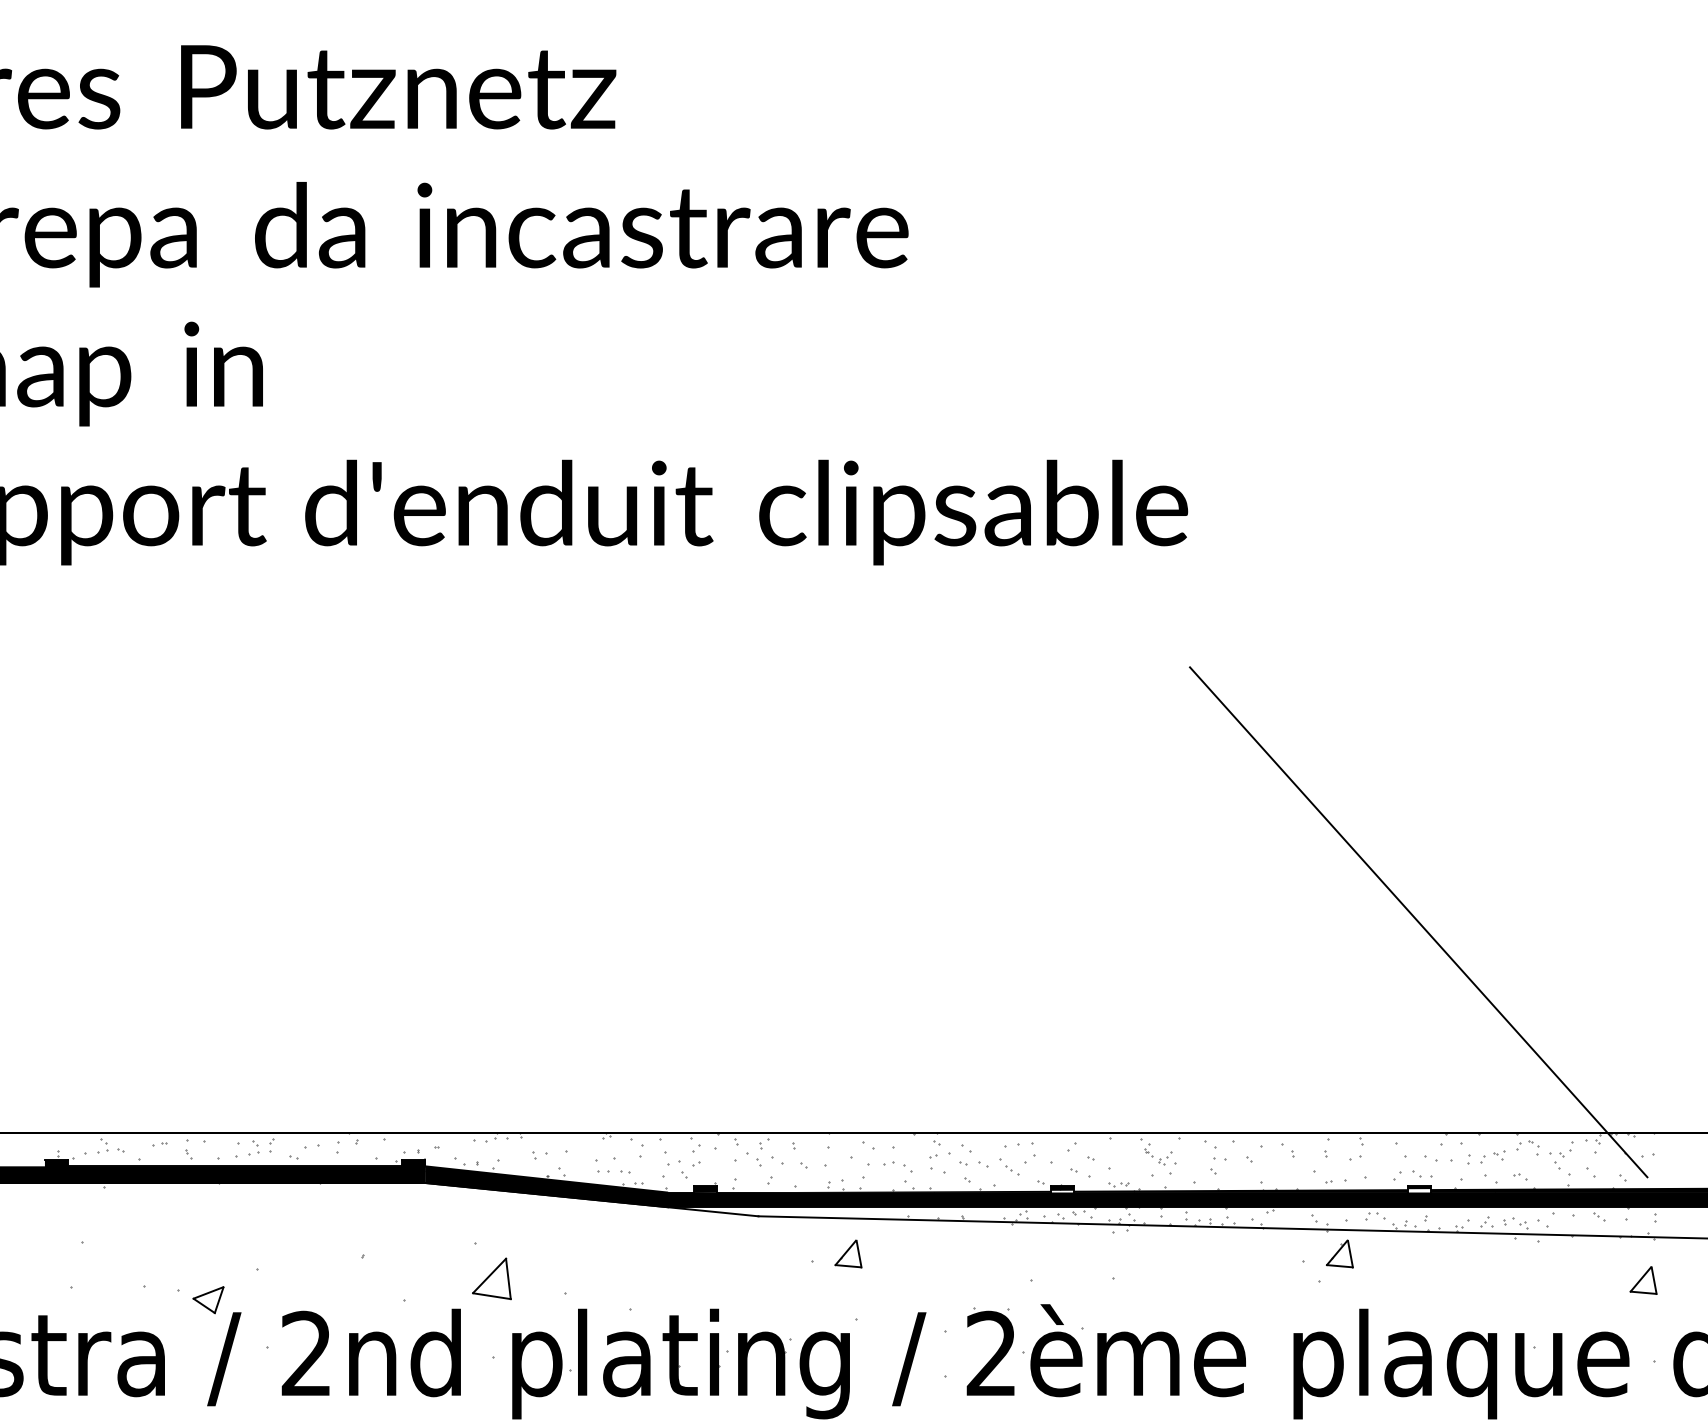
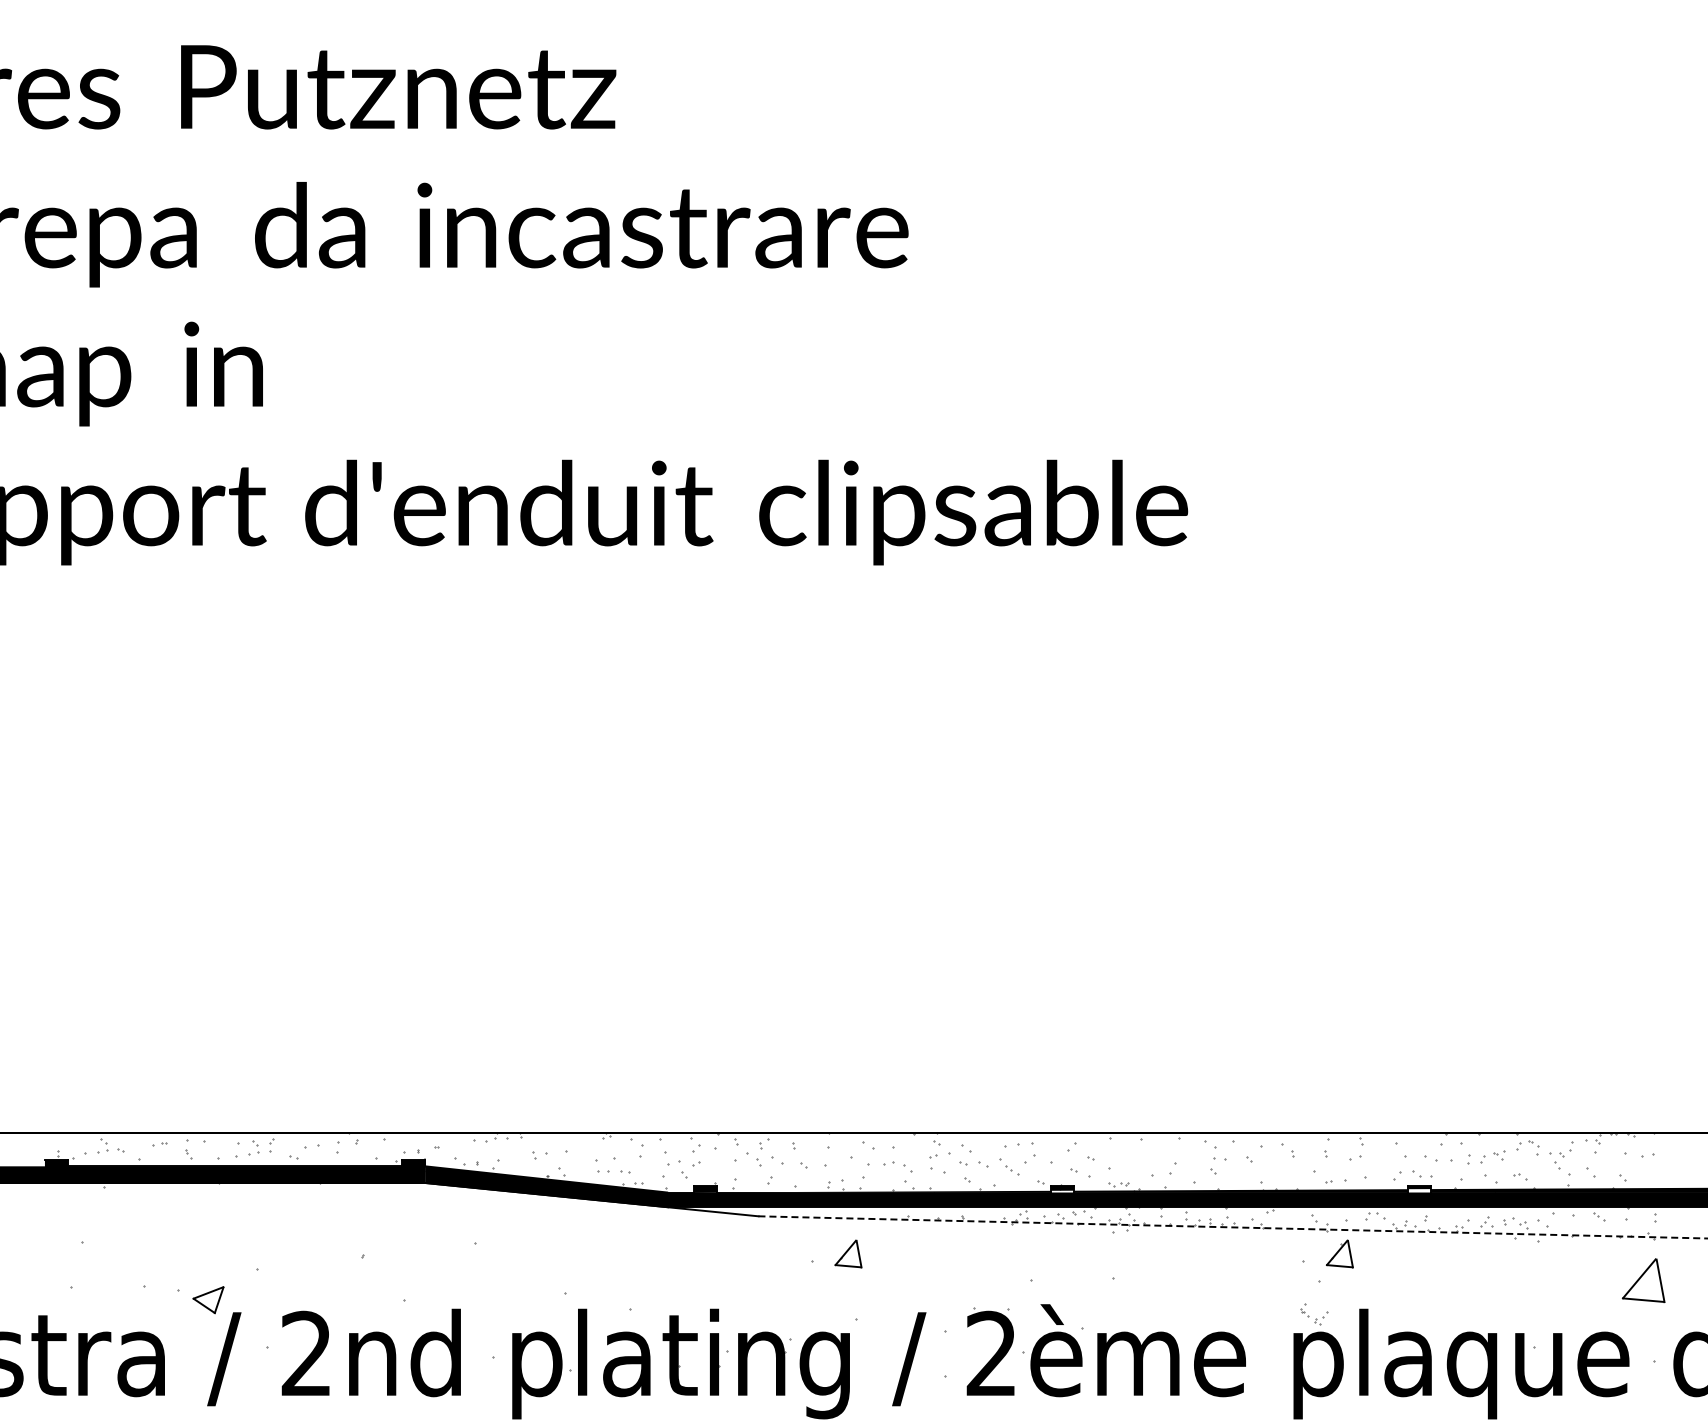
line: present -> none (1418, 922)
part position: (1158, 1154) -> (1314, 1314) (1314, 1314)
line: solid -> dashed (1233, 1227)
part: present -> none (491, 1278)
part size: 29x29 px -> 45x46 px (1643, 1280)
